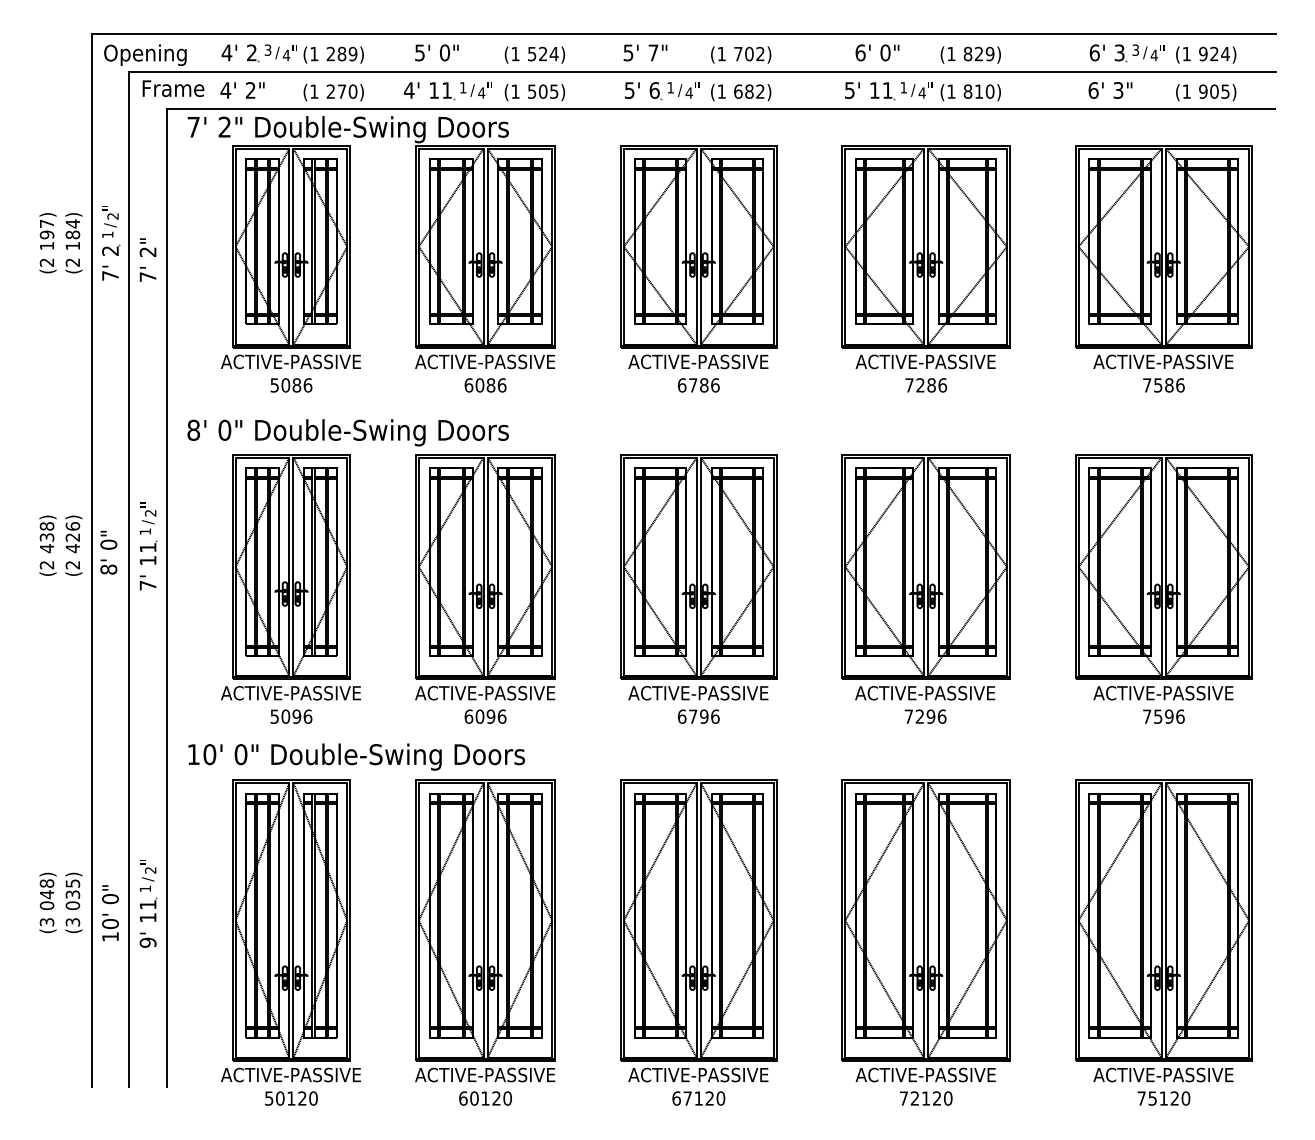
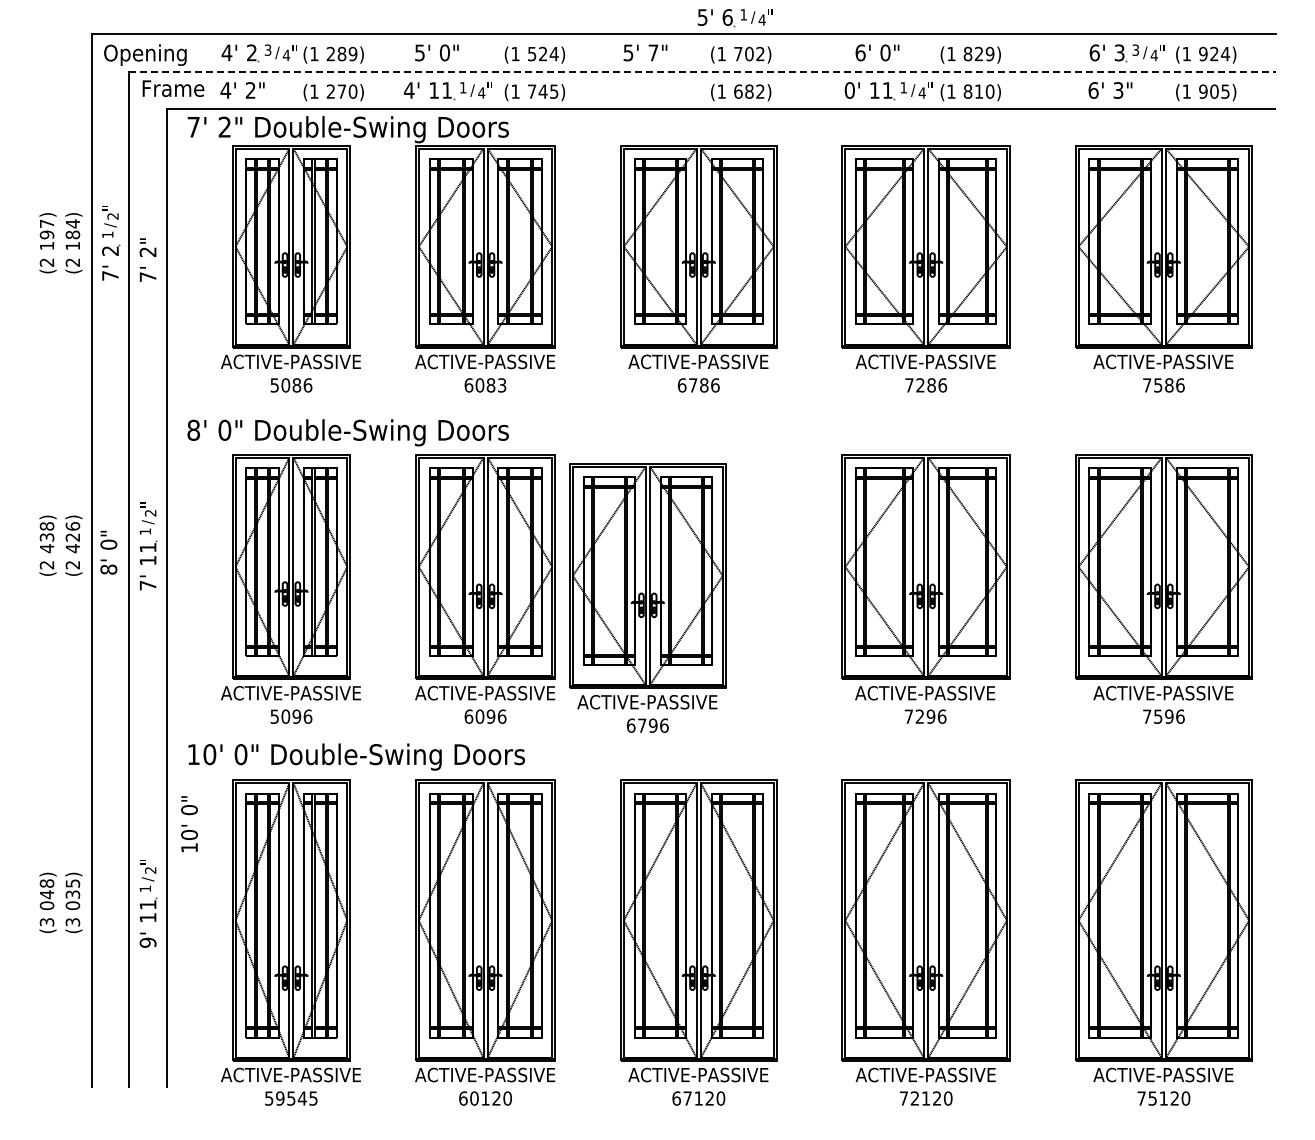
line: solid -> dashed (702, 71)
text: 5' -> 0' (849, 90)
text: 505) -> 745) (537, 91)
part position: (662, 91) -> (735, 18) (735, 18)
text: 6086 -> 6083 (501, 385)
part position: (698, 588) -> (647, 597) (647, 597)
text position: (110, 913) -> (189, 824) (189, 824)
text: 50120 -> 59545 (296, 1098)
